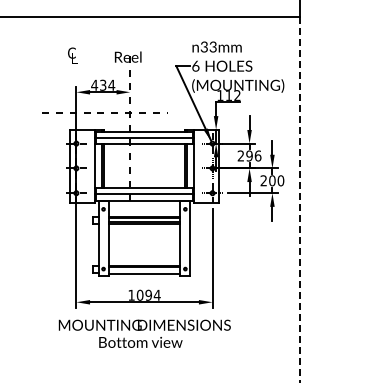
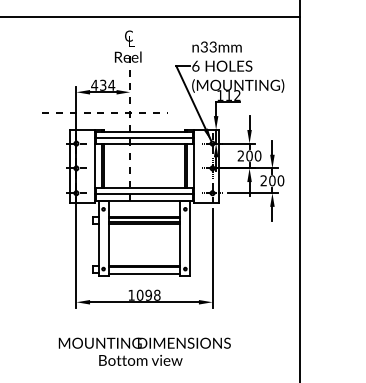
text position: (72, 55) -> (129, 38) (129, 38)
text: 296 -> 200 (253, 155)
line: dashed -> solid (299, 199)
text: 1094 -> 1098 (156, 294)
text position: (144, 333) -> (144, 351) (144, 351)
